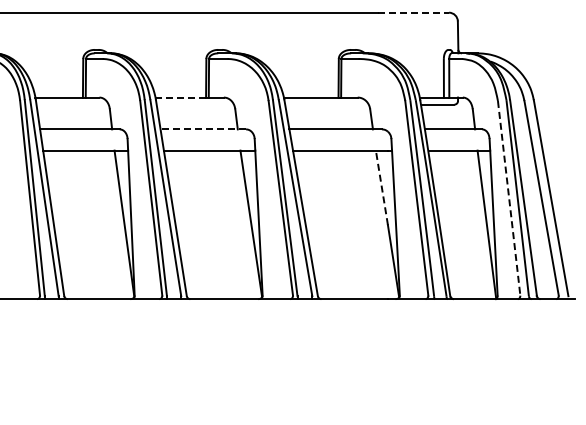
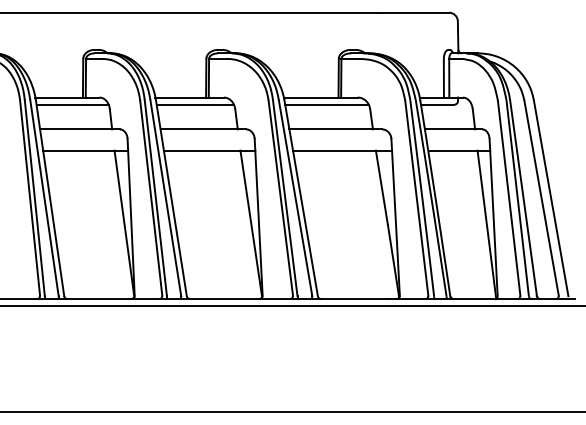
line: dashed -> solid (414, 12)
line: dashed -> solid (181, 97)
line: none -> present (72, 104)
line: none -> present (194, 104)
line: none -> present (326, 104)
line: dashed -> solid (203, 129)
line: dashed -> solid (381, 187)
line: dashed -> solid (509, 198)
line: none -> present (292, 306)
line: none -> present (292, 412)
